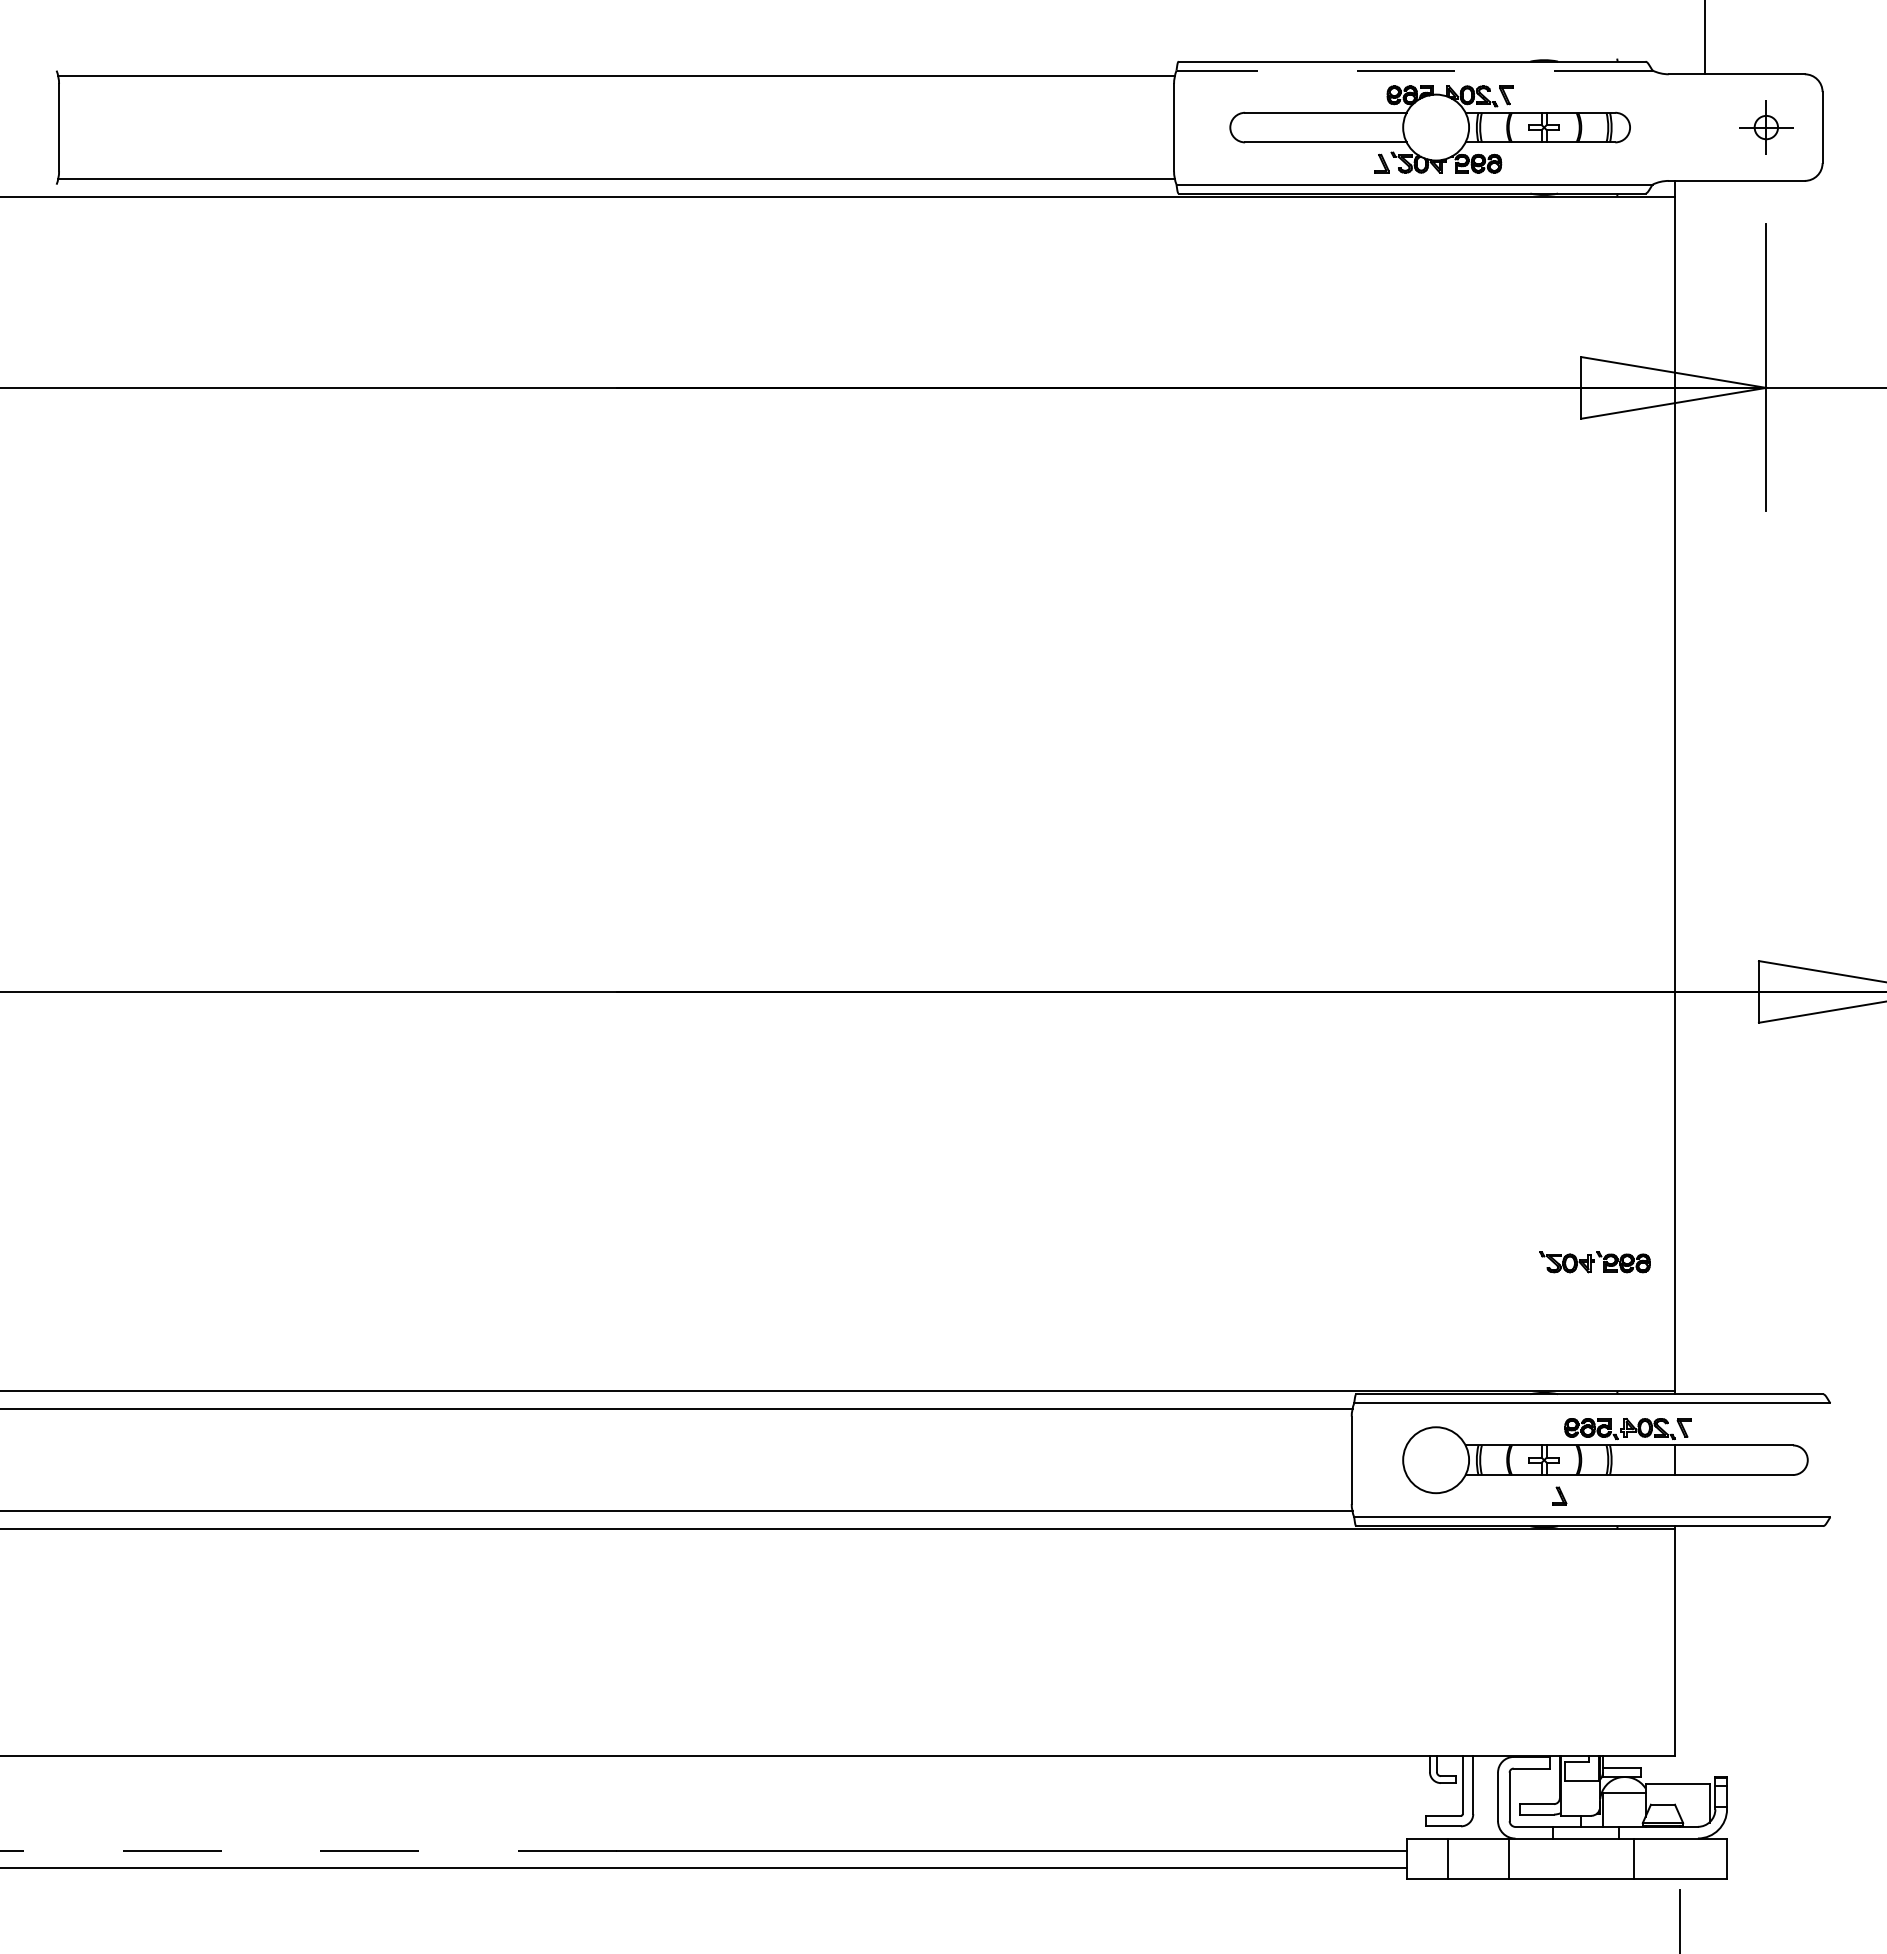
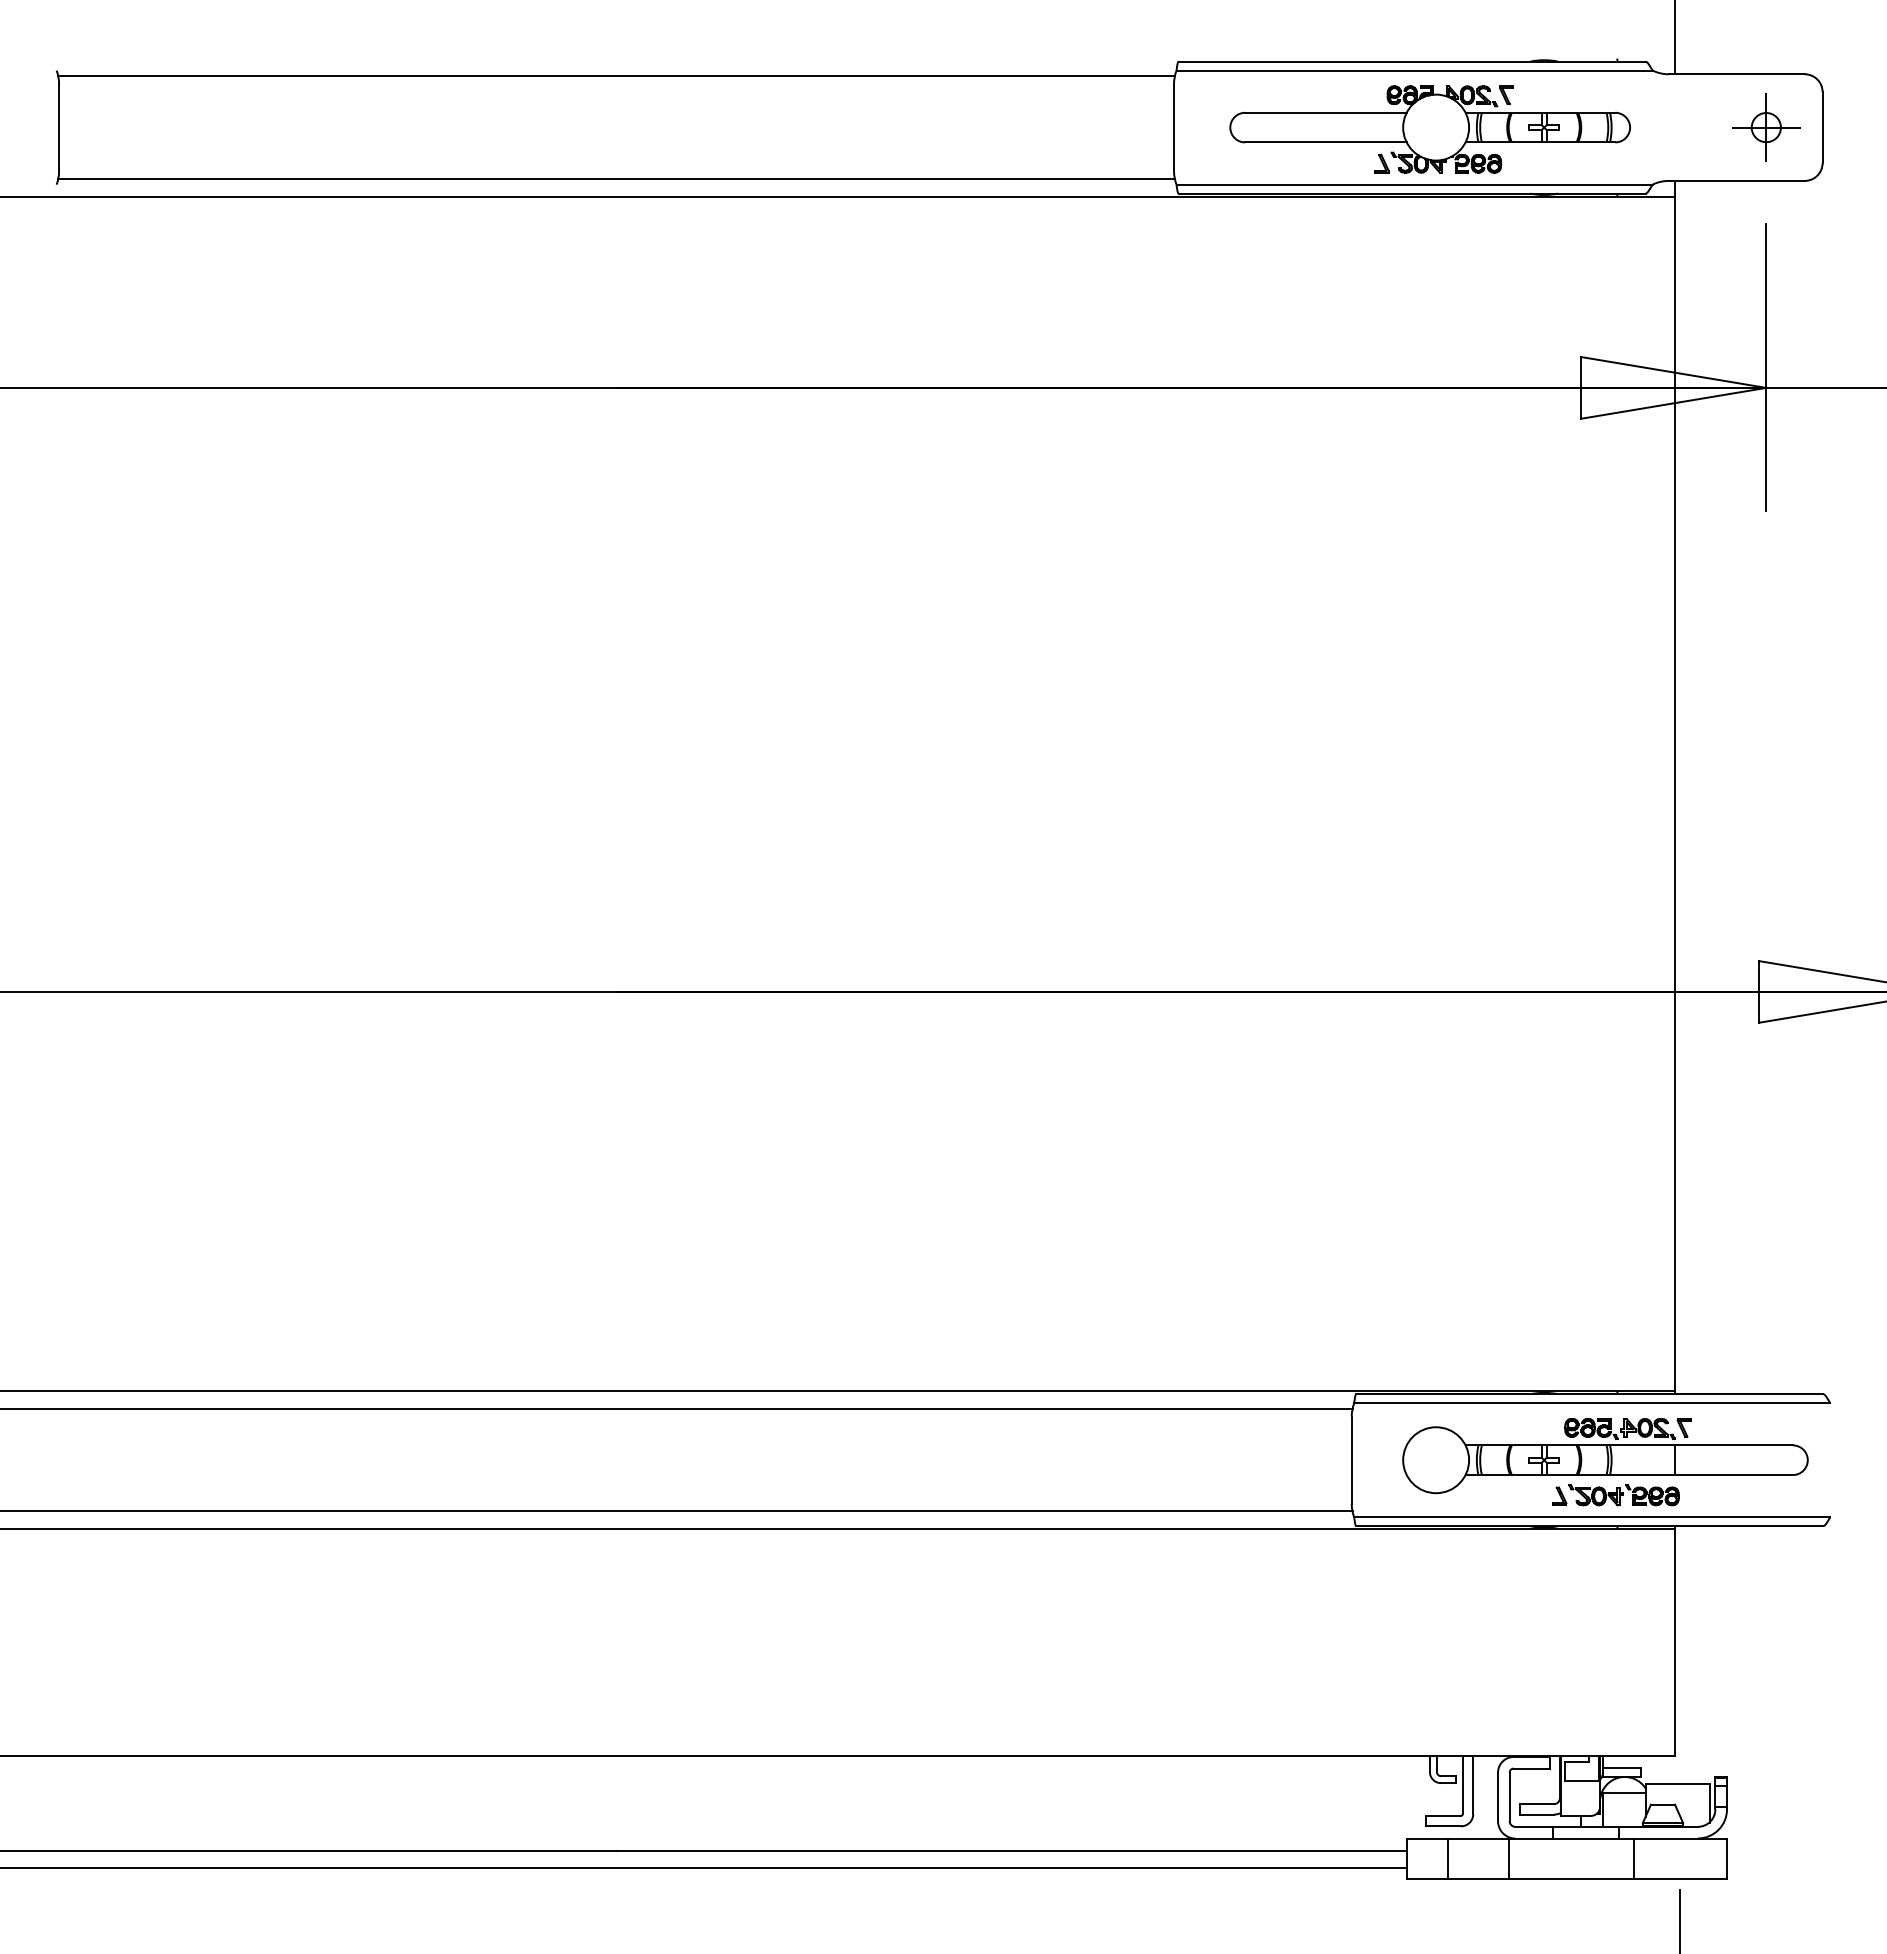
line position: (1704, 38) -> (1674, 38) (1674, 38)
line: dashed -> solid (1414, 70)
part size: 55x55 px -> 69x69 px (1766, 127)
part position: (1594, 1262) -> (1623, 1495) (1623, 1495)
line: dashed -> solid (308, 1850)
